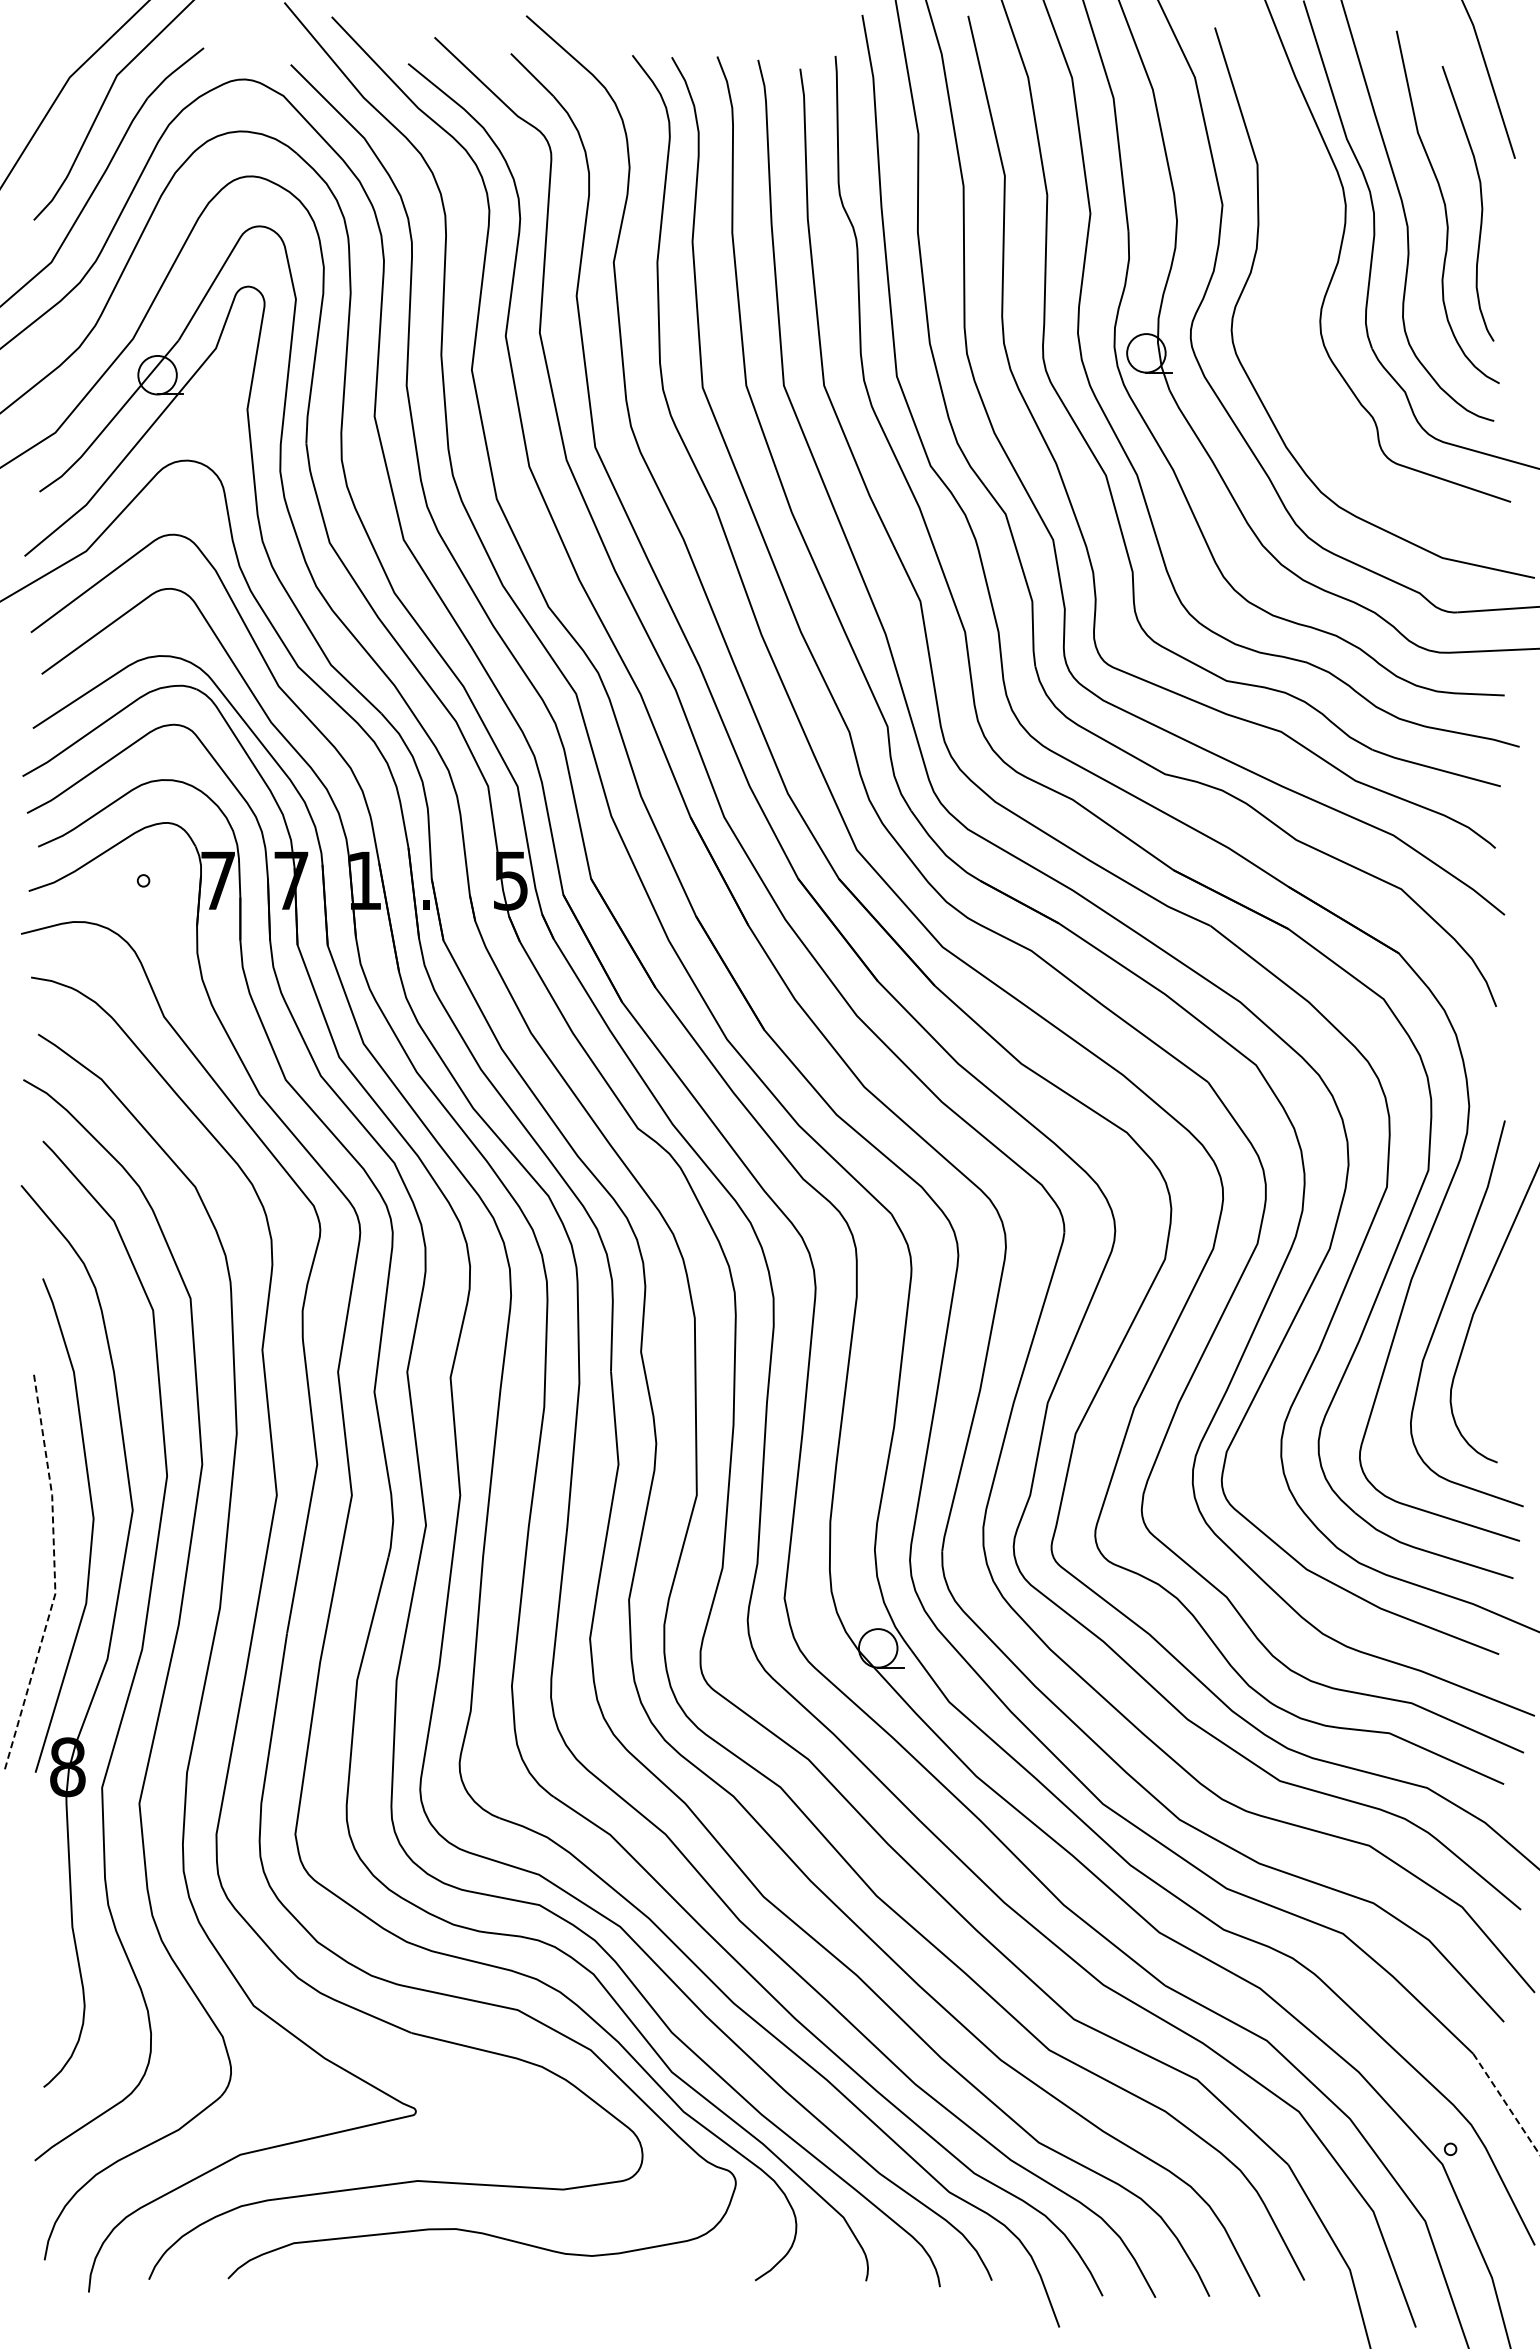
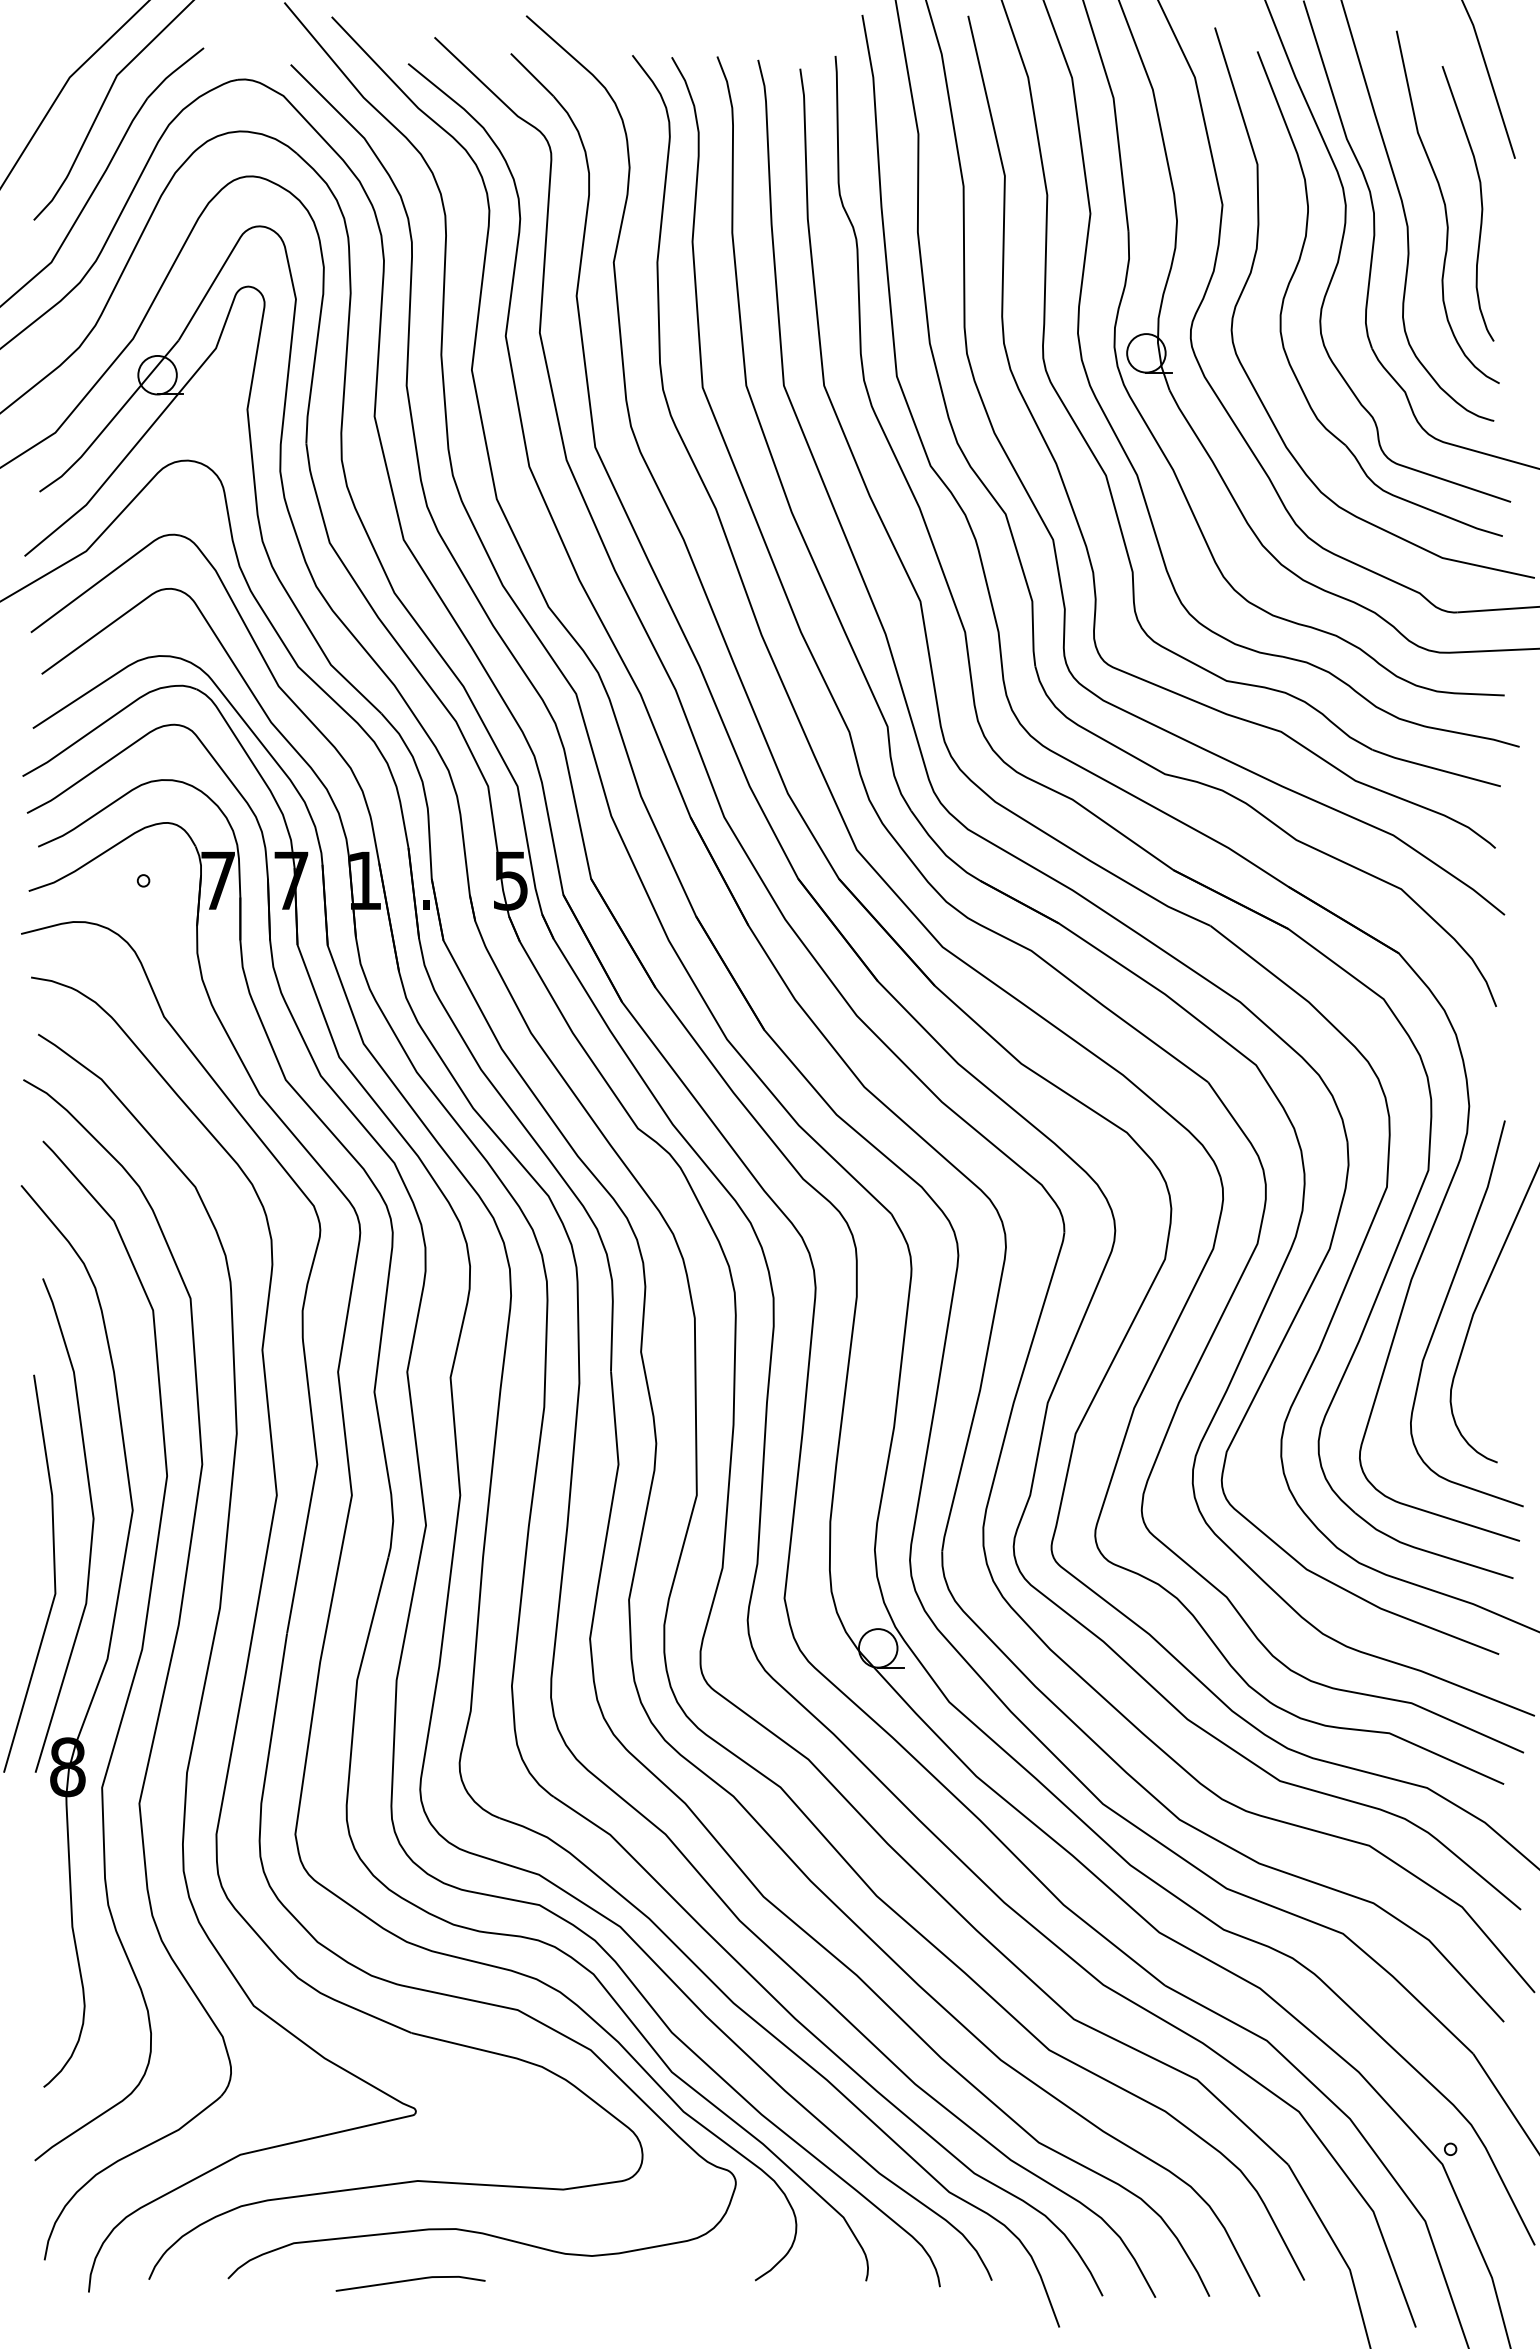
part: none -> present (1300, 260)
line: dashed -> solid (54, 1576)
line: dashed -> solid (1506, 2104)
line: none -> present (410, 2281)
